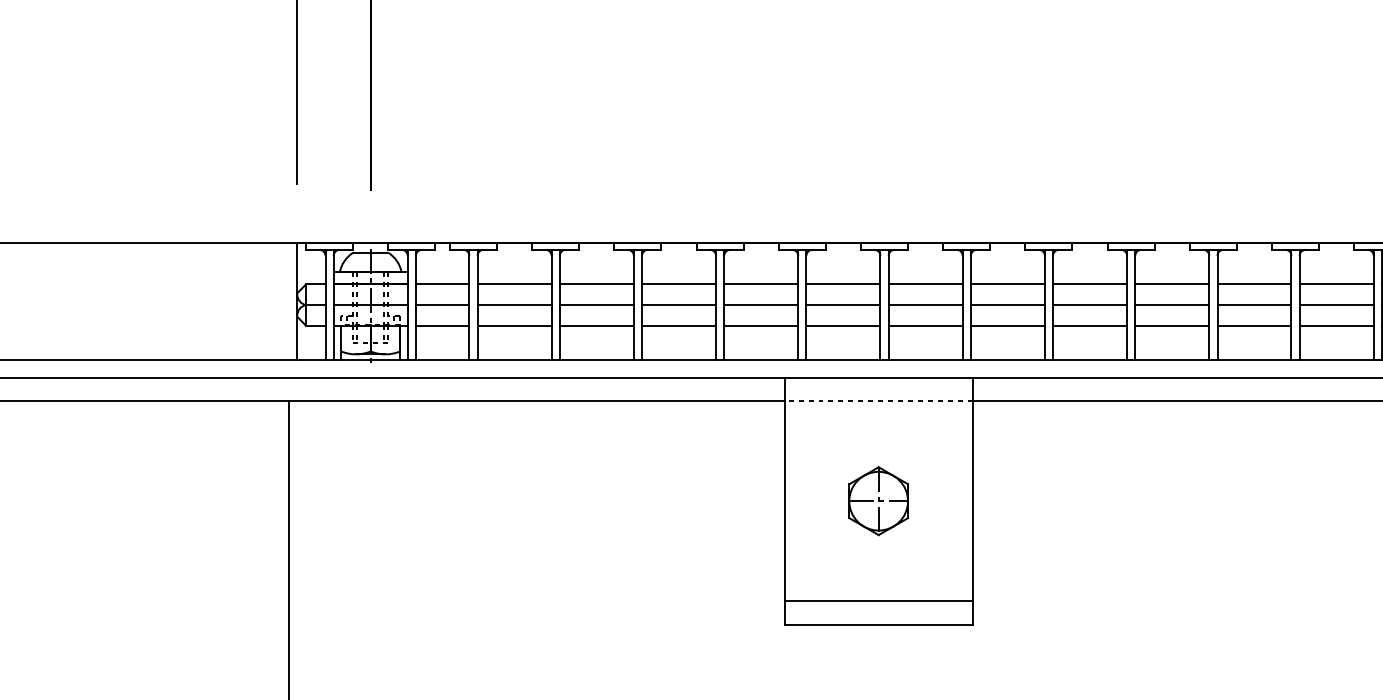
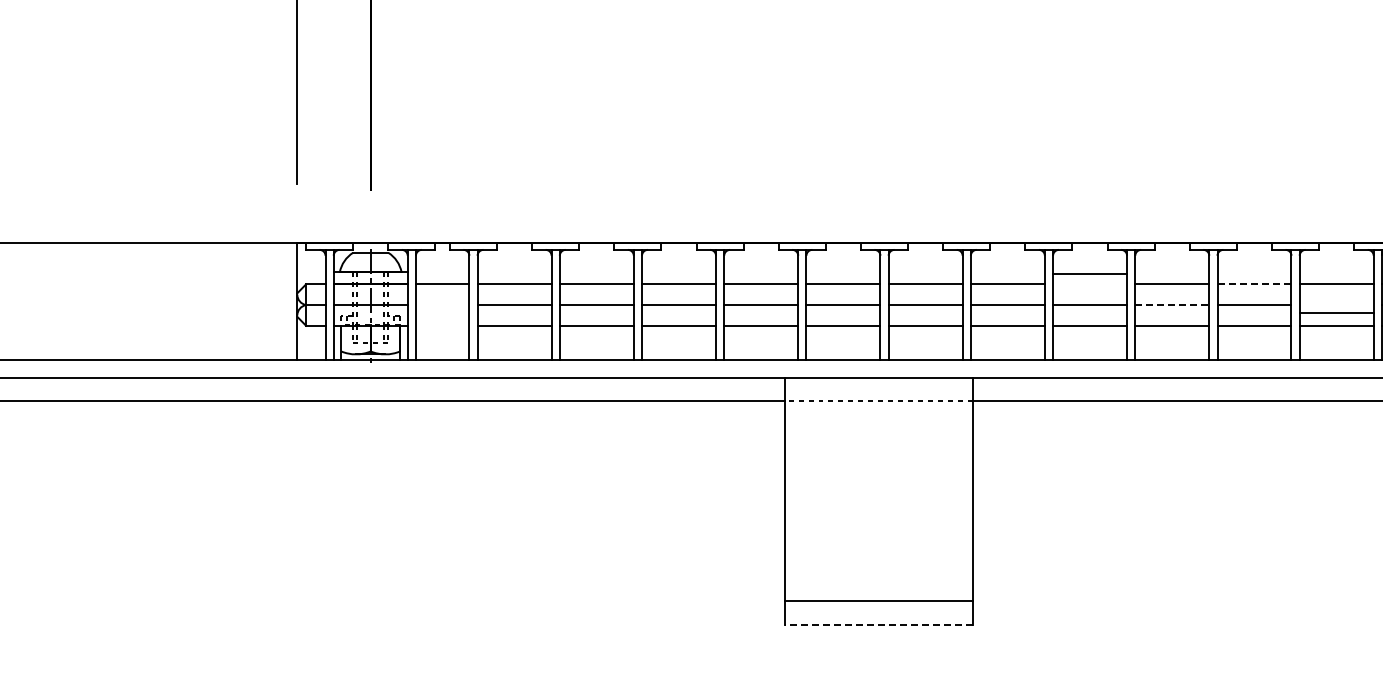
line position: (1090, 284) -> (1090, 274) (1090, 274)
line: solid -> dashed (1254, 284)
line: present -> none (442, 305)
line: solid -> dashed (1172, 305)
line position: (1336, 305) -> (1336, 313) (1336, 313)
line: present -> none (442, 325)
part: present -> none (878, 501)
line: present -> none (288, 548)
line: solid -> dashed (878, 624)
